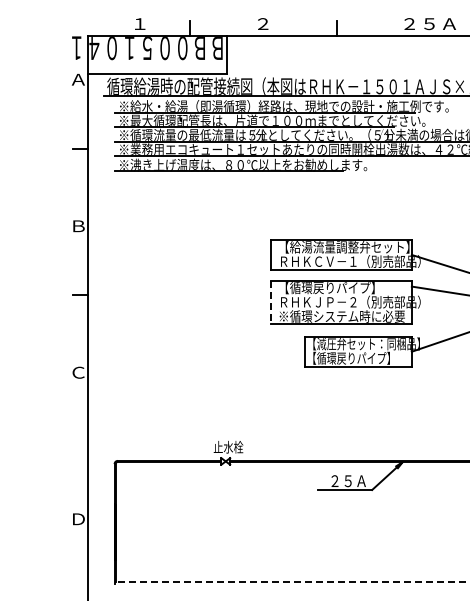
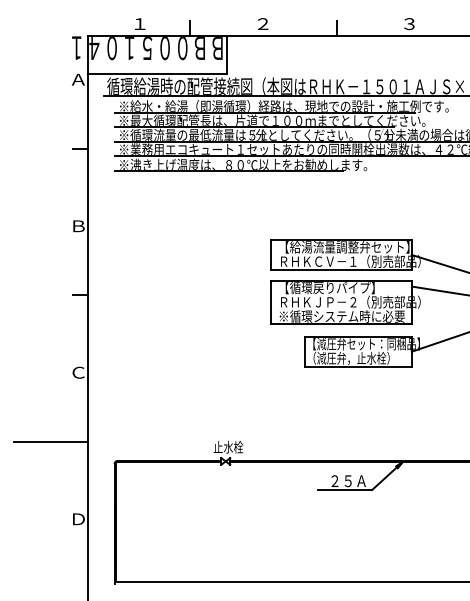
text: ２５Ａ -> ３ (429, 24)
line: dashed -> solid (270, 302)
text: 【循環戻りパイプ】 -> （減圧弁，止水栓） (351, 357)
line: none -> present (50, 441)
line: dashed -> solid (292, 582)
